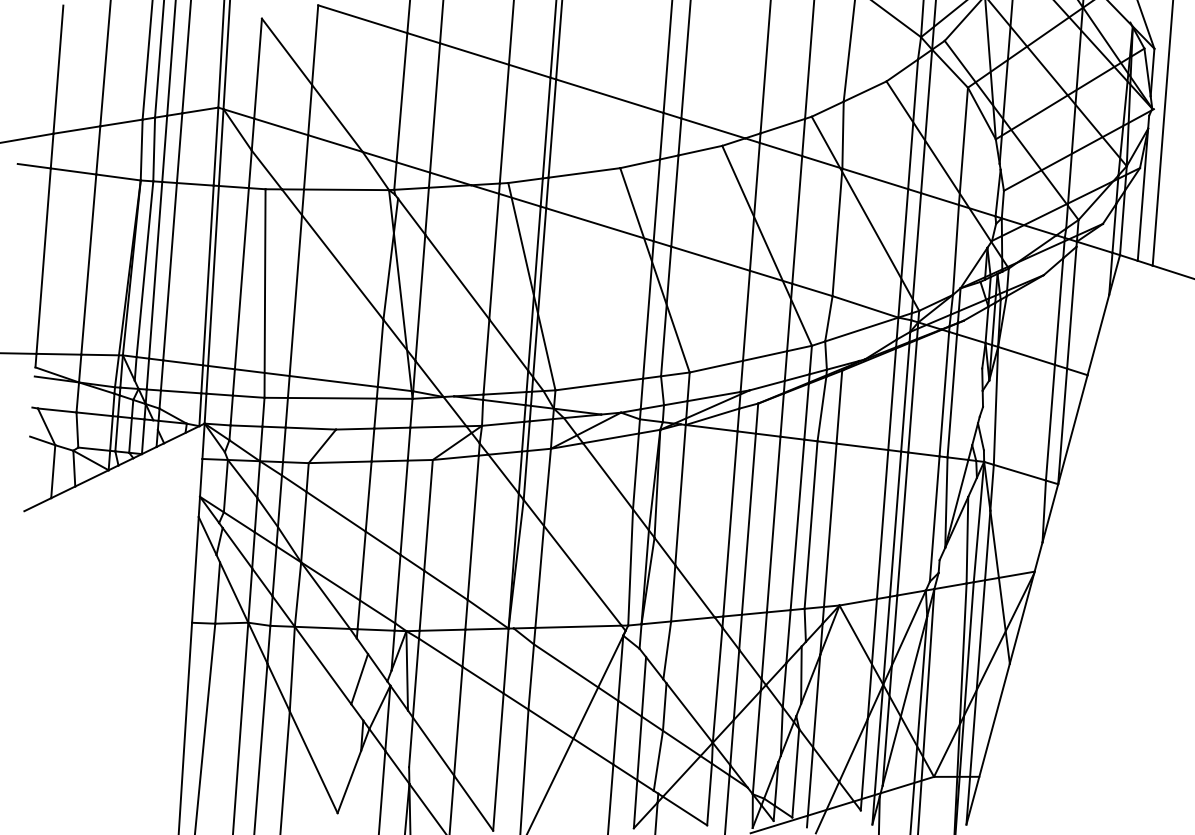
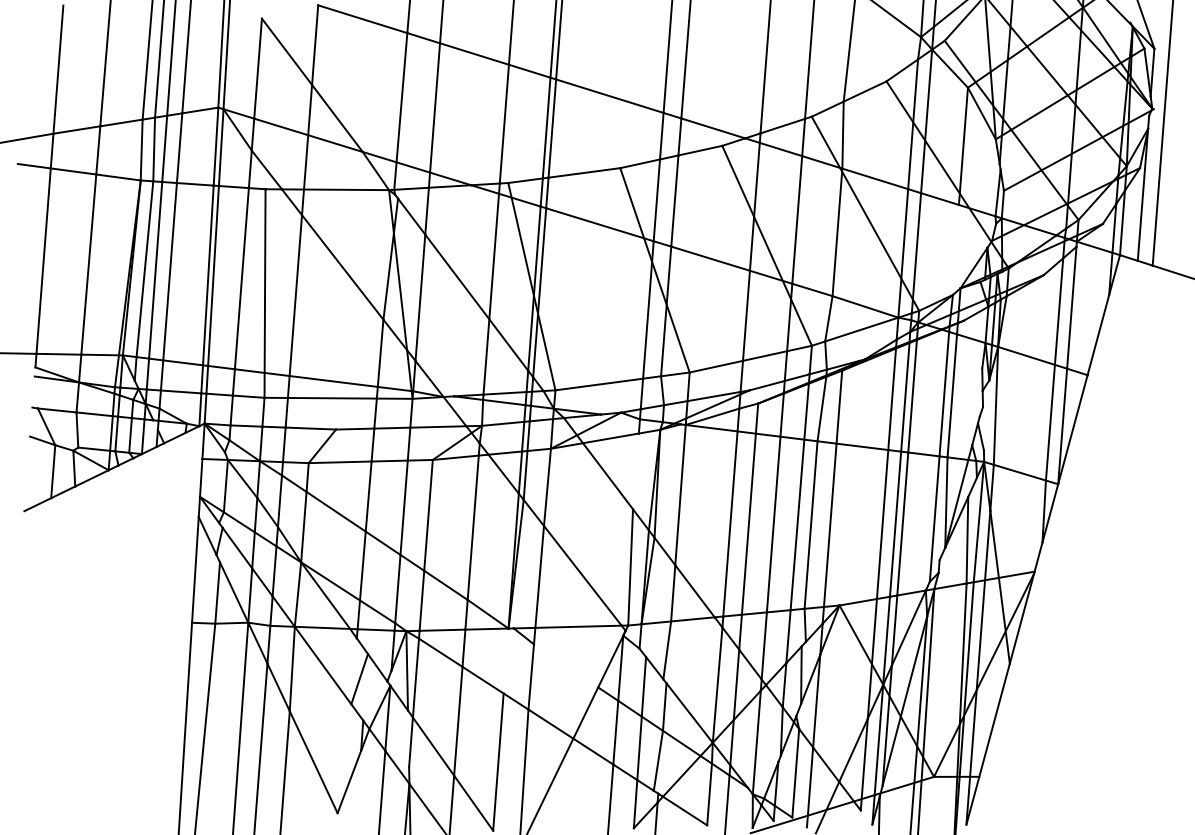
line: present -> none (955, 249)
line: present -> none (635, 471)
line: present -> none (505, 660)
line: present -> none (566, 665)
